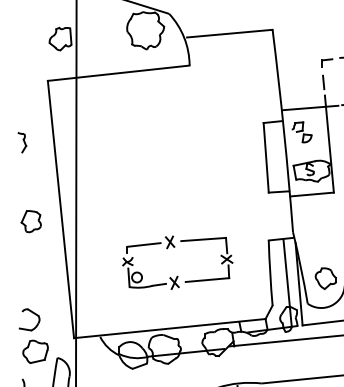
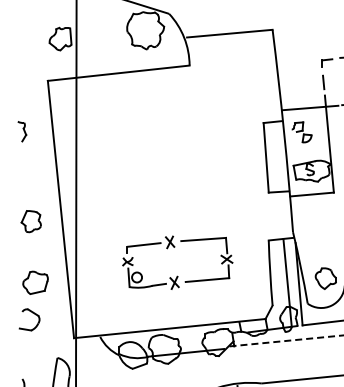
part position: (22, 142) -> (22, 131) (22, 131)
line: solid -> dashed (285, 340)
part position: (35, 351) -> (35, 282) (35, 282)
